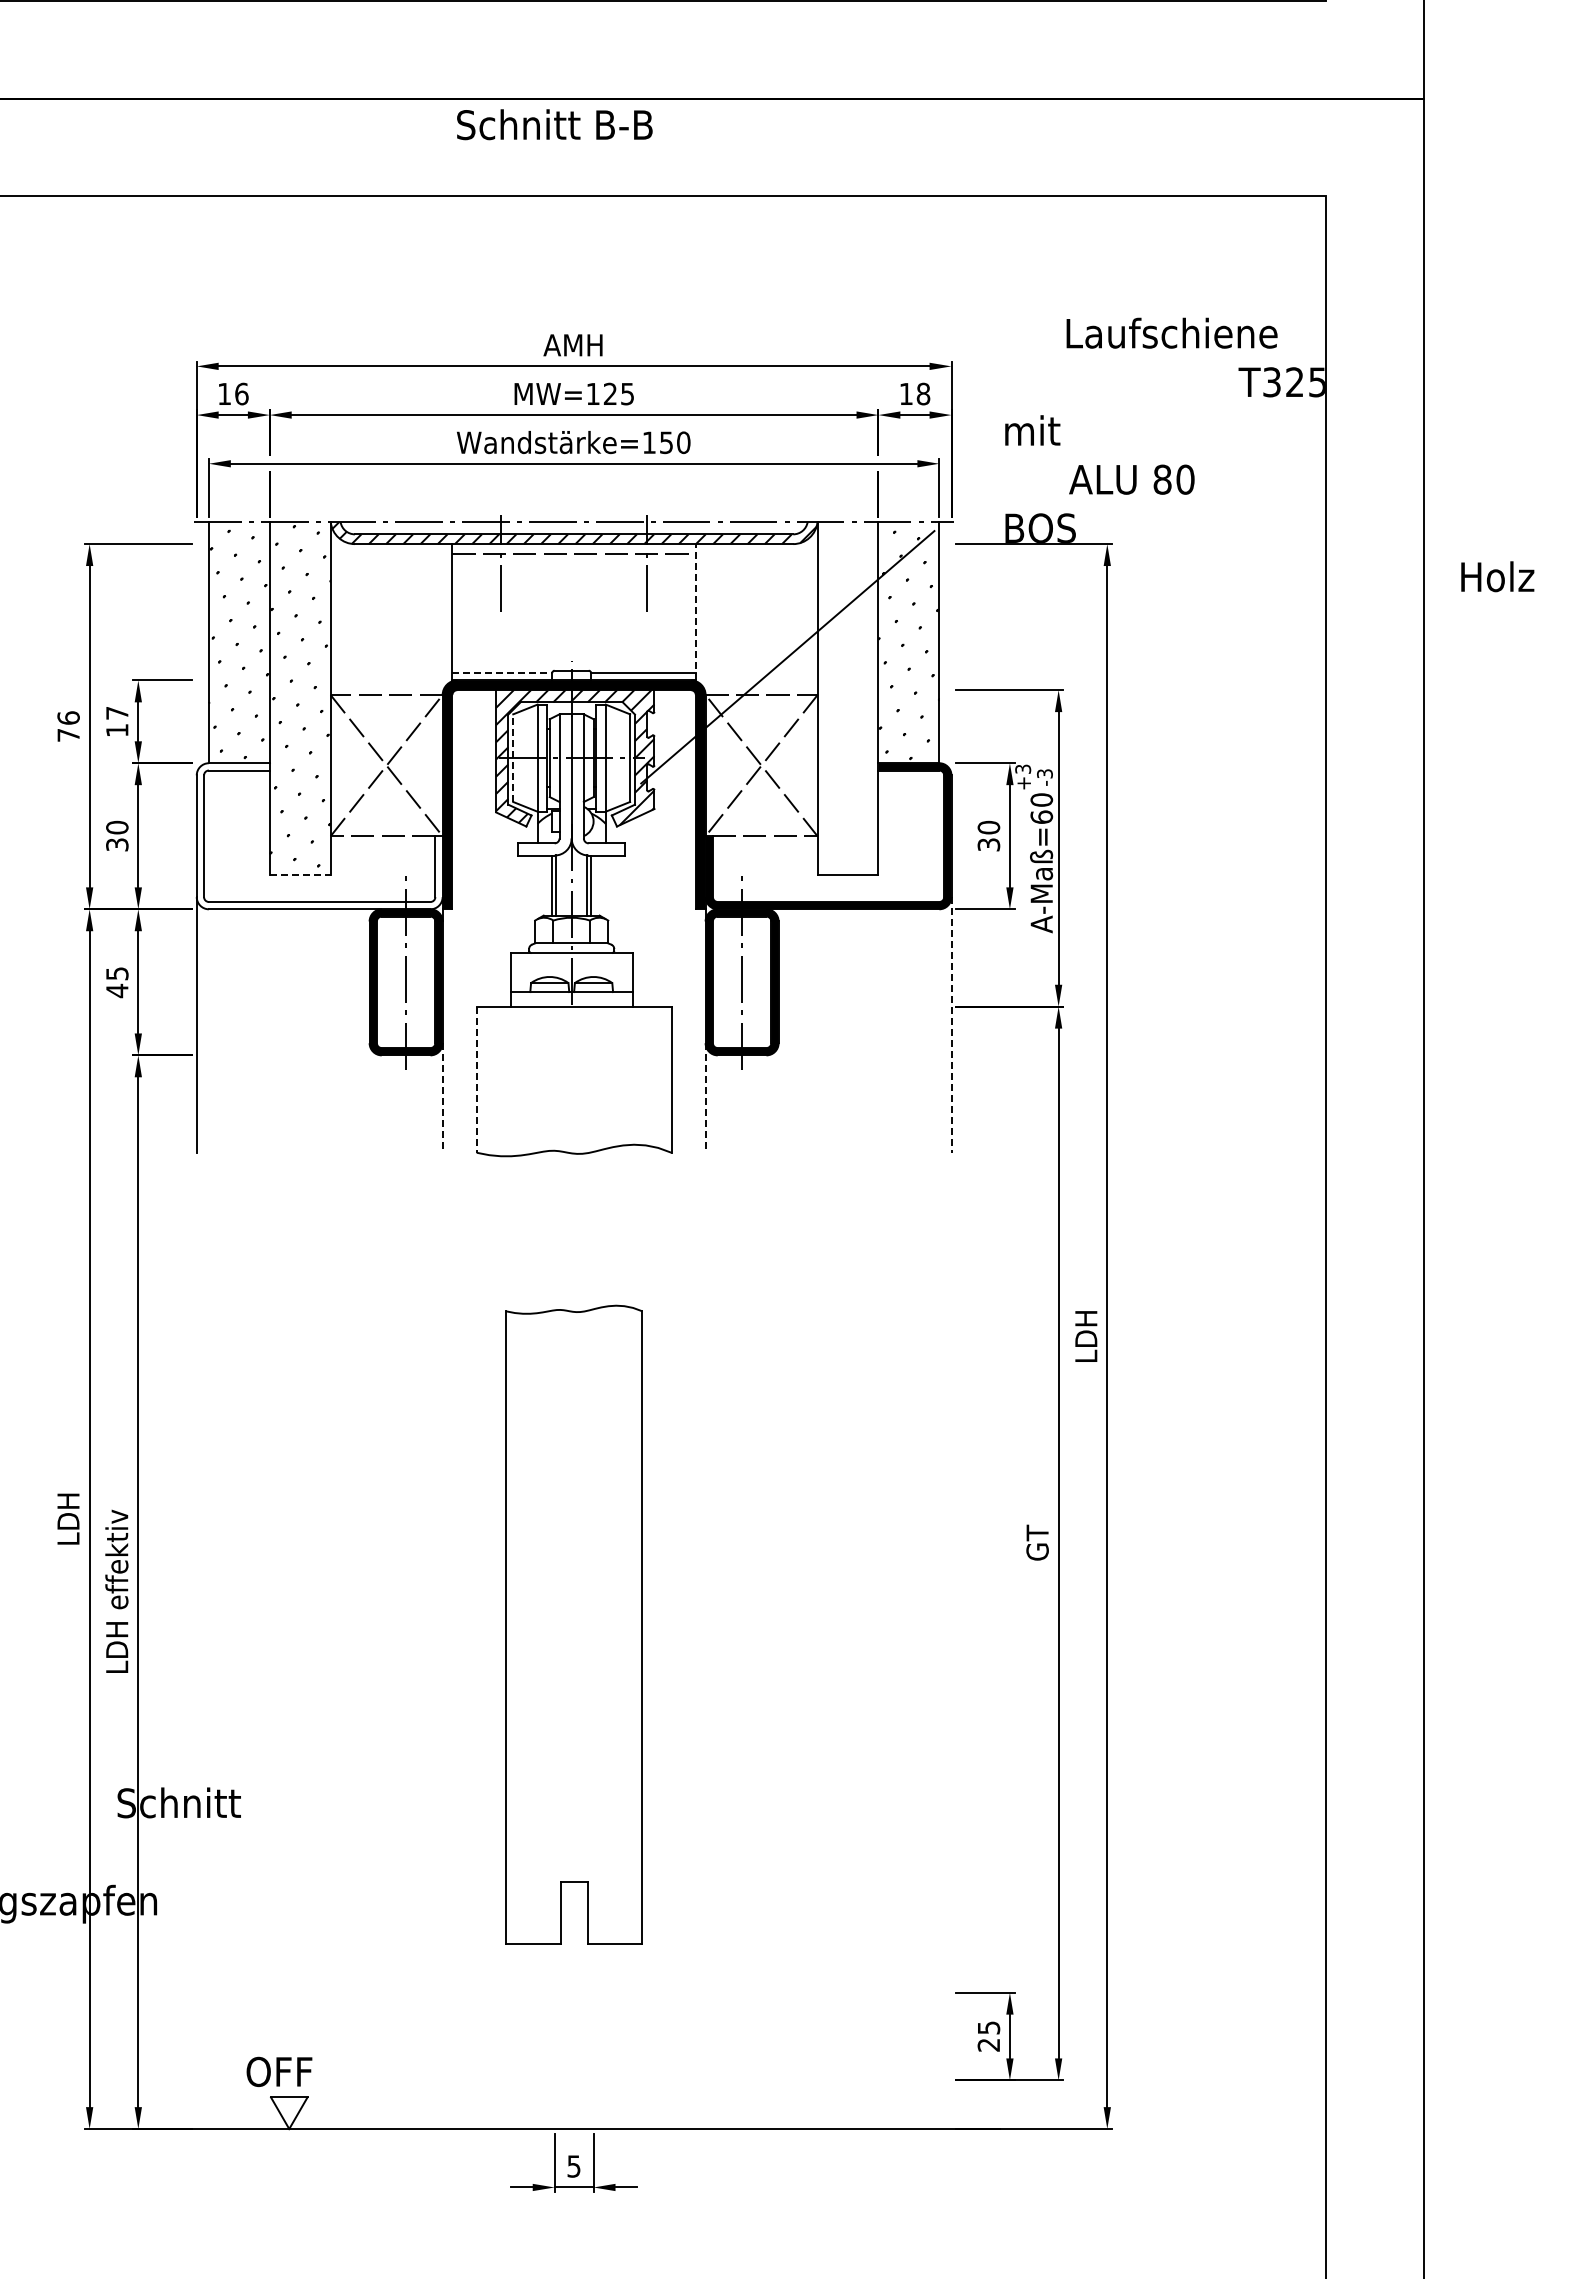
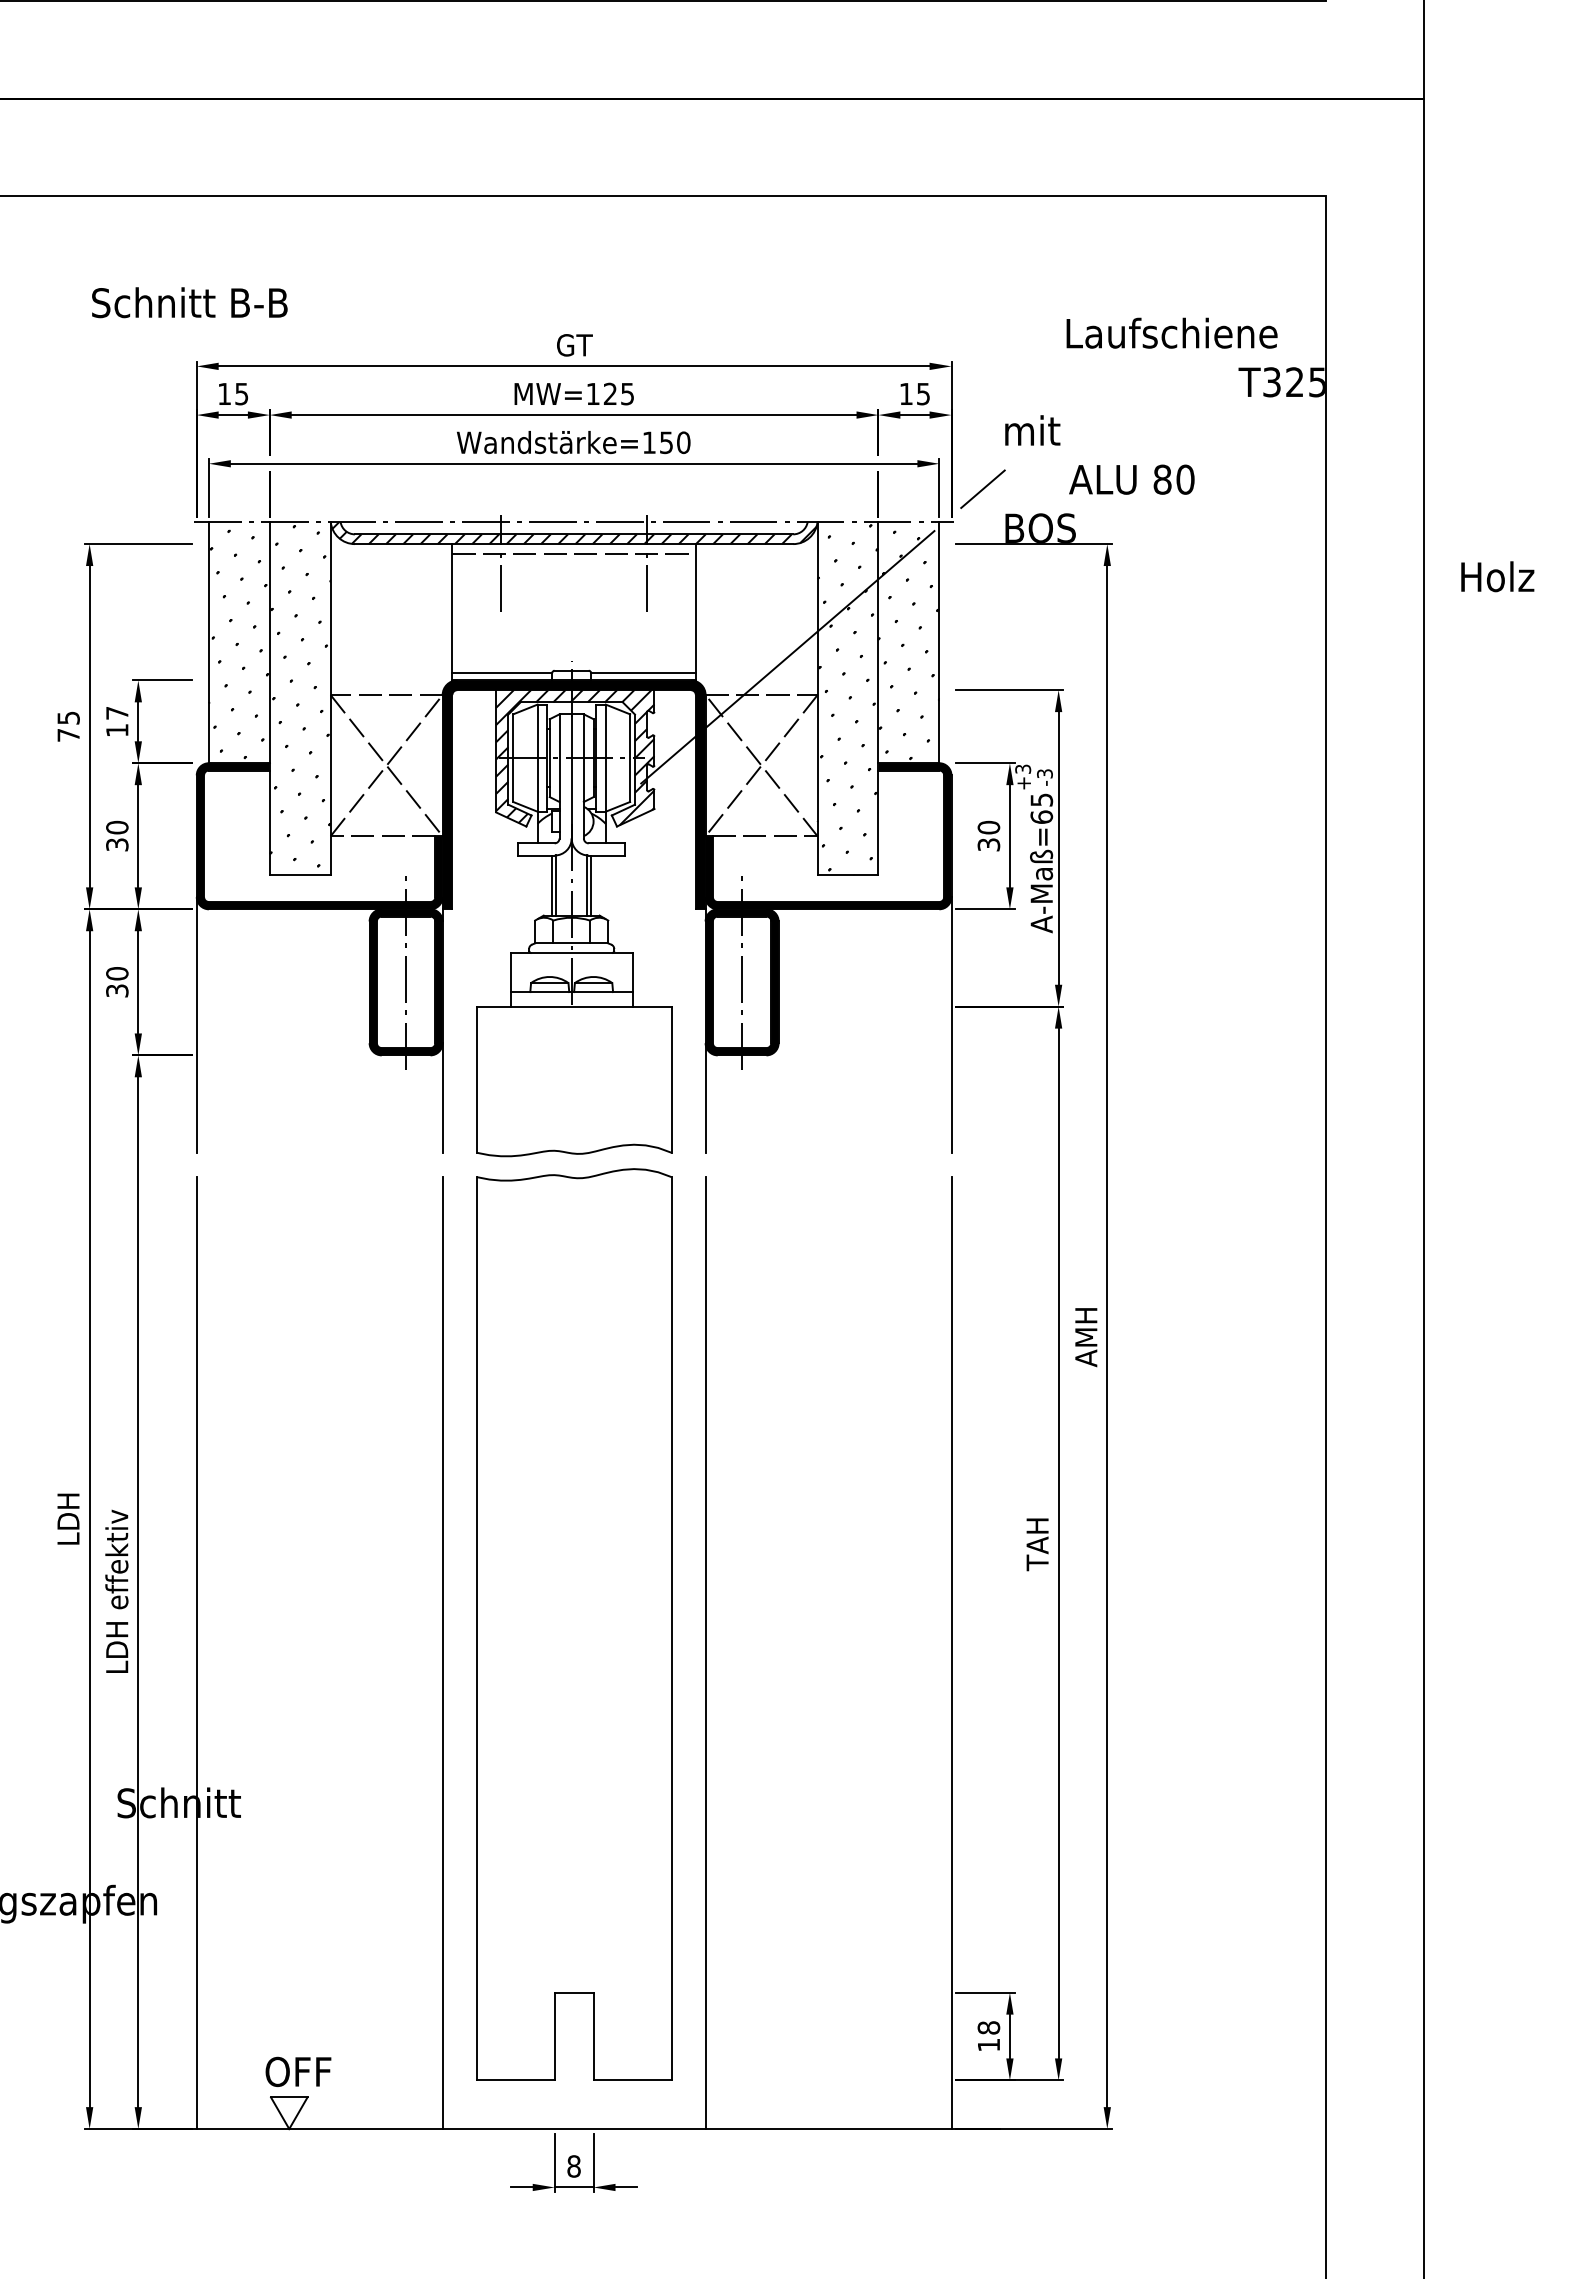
text position: (554, 124) -> (189, 302) (189, 302)
text: AMH -> GT (572, 345)
text: 16 -> 15 (241, 393)
text: 18 -> 15 (923, 393)
line: none -> present (982, 489)
line: dashed -> solid (695, 611)
line: dashed -> solid (502, 673)
hatch: none -> present (847, 699)
text: 76 -> 75 (68, 717)
line: dashed -> solid (513, 758)
text: A-Maß=60 -> A-Maß=65 (1041, 799)
fill: none -> present (319, 836)
line: dashed -> solid (300, 875)
text: 45 -> 30 (117, 982)
line: dashed -> solid (951, 1024)
line: dashed -> solid (476, 1080)
line: dashed -> solid (442, 1097)
line: dashed -> solid (705, 1097)
text: LDH -> AMH (1086, 1337)
text: GT -> TAH (1037, 1544)
part size: 138x641 px -> 197x913 px (574, 1624)
line: none -> present (196, 1653)
line: none -> present (442, 1653)
line: none -> present (705, 1653)
line: none -> present (951, 1653)
text: 25 -> 18 (988, 2036)
text position: (279, 2071) -> (298, 2071) (298, 2071)
text: 5 -> 8 (573, 2166)
